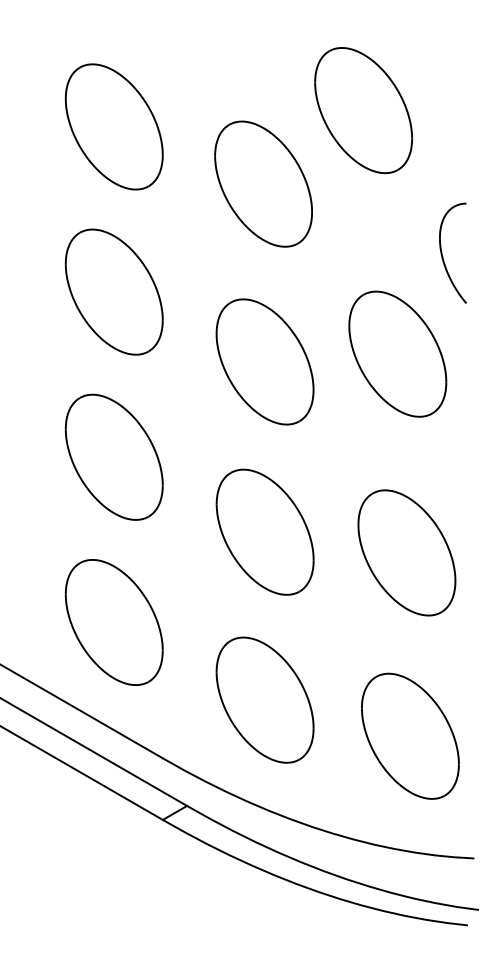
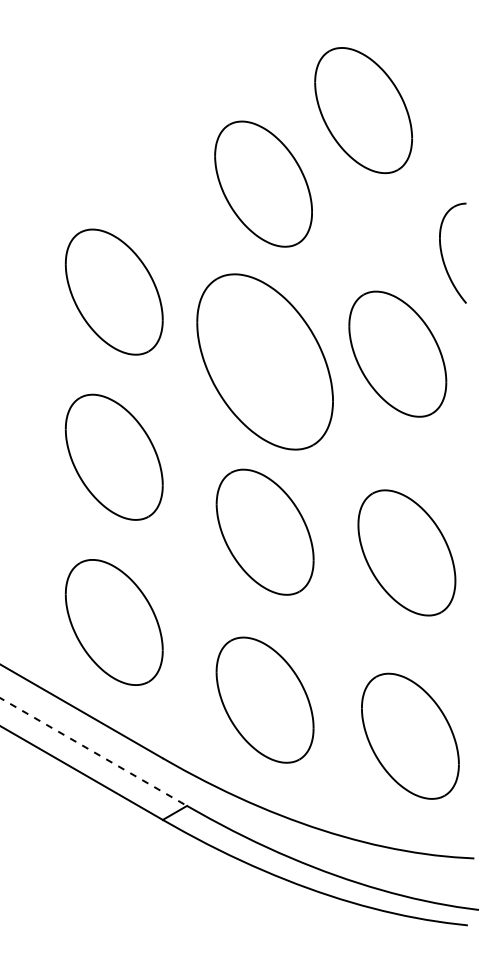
part: present -> none (113, 126)
part size: 100x128 px -> 138x178 px (264, 361)
line: solid -> dashed (93, 751)
